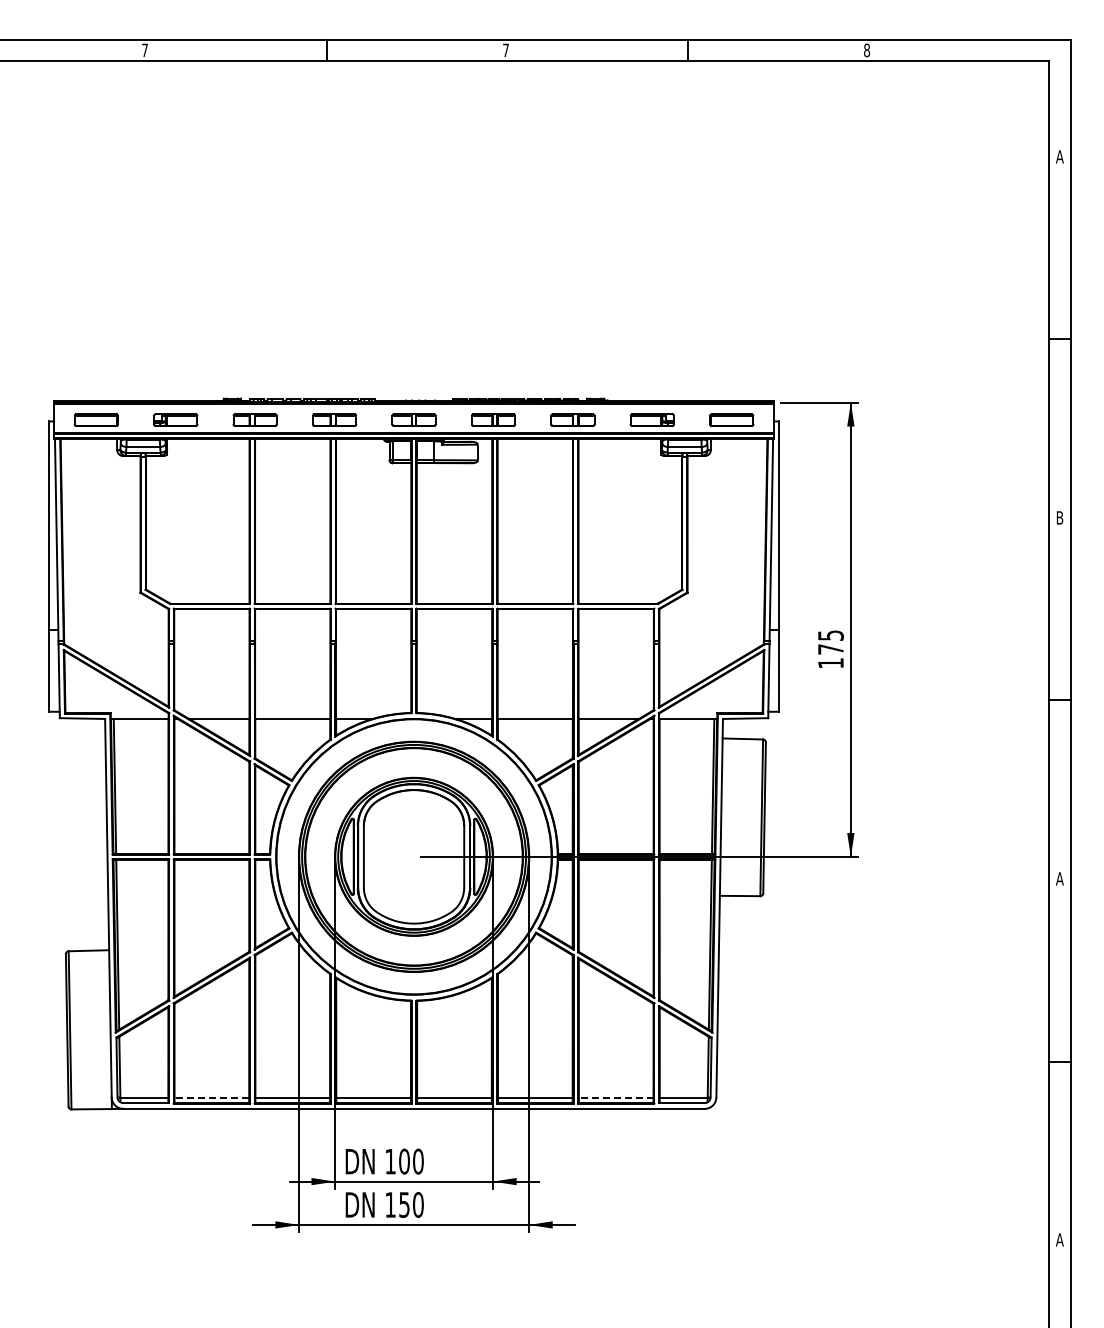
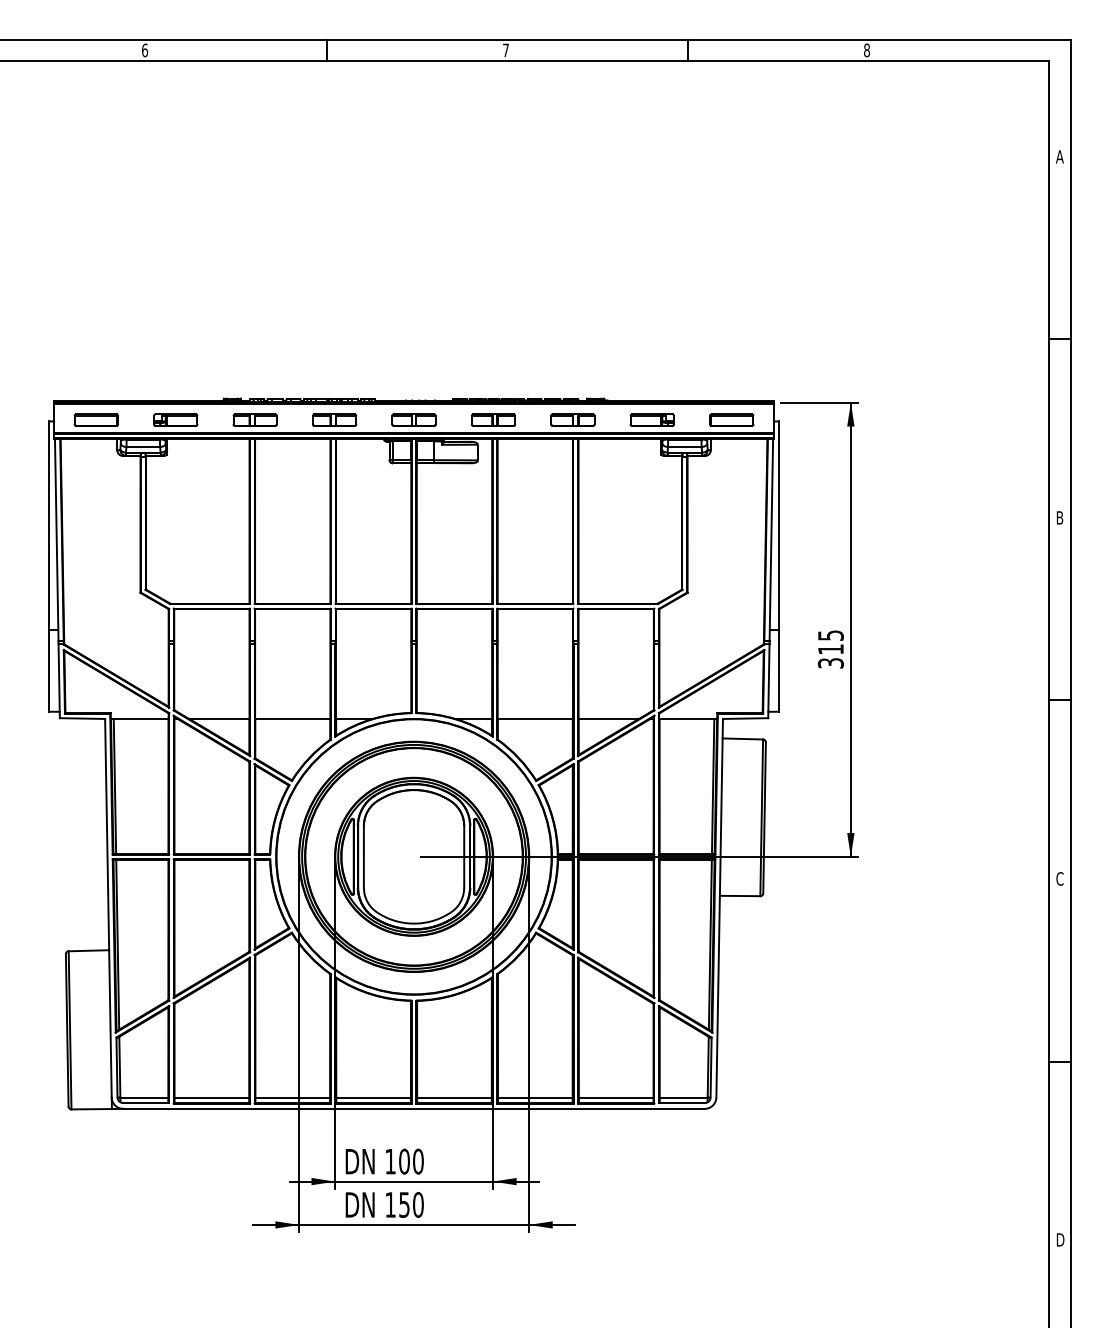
text: 7 -> 6 (145, 50)
text: 175 -> 315 (830, 656)
text: A -> C (1059, 878)
line: dashed -> solid (211, 1097)
line: dashed -> solid (615, 1097)
text: A -> D (1060, 1239)
